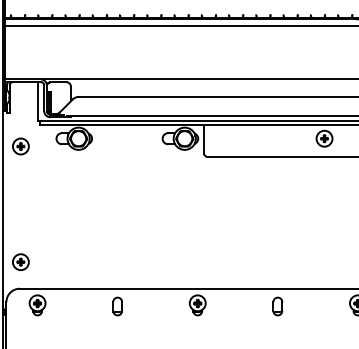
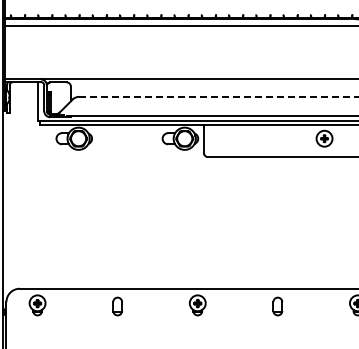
line: solid -> dashed (218, 96)
part: present -> none (20, 146)
part: present -> none (20, 261)
